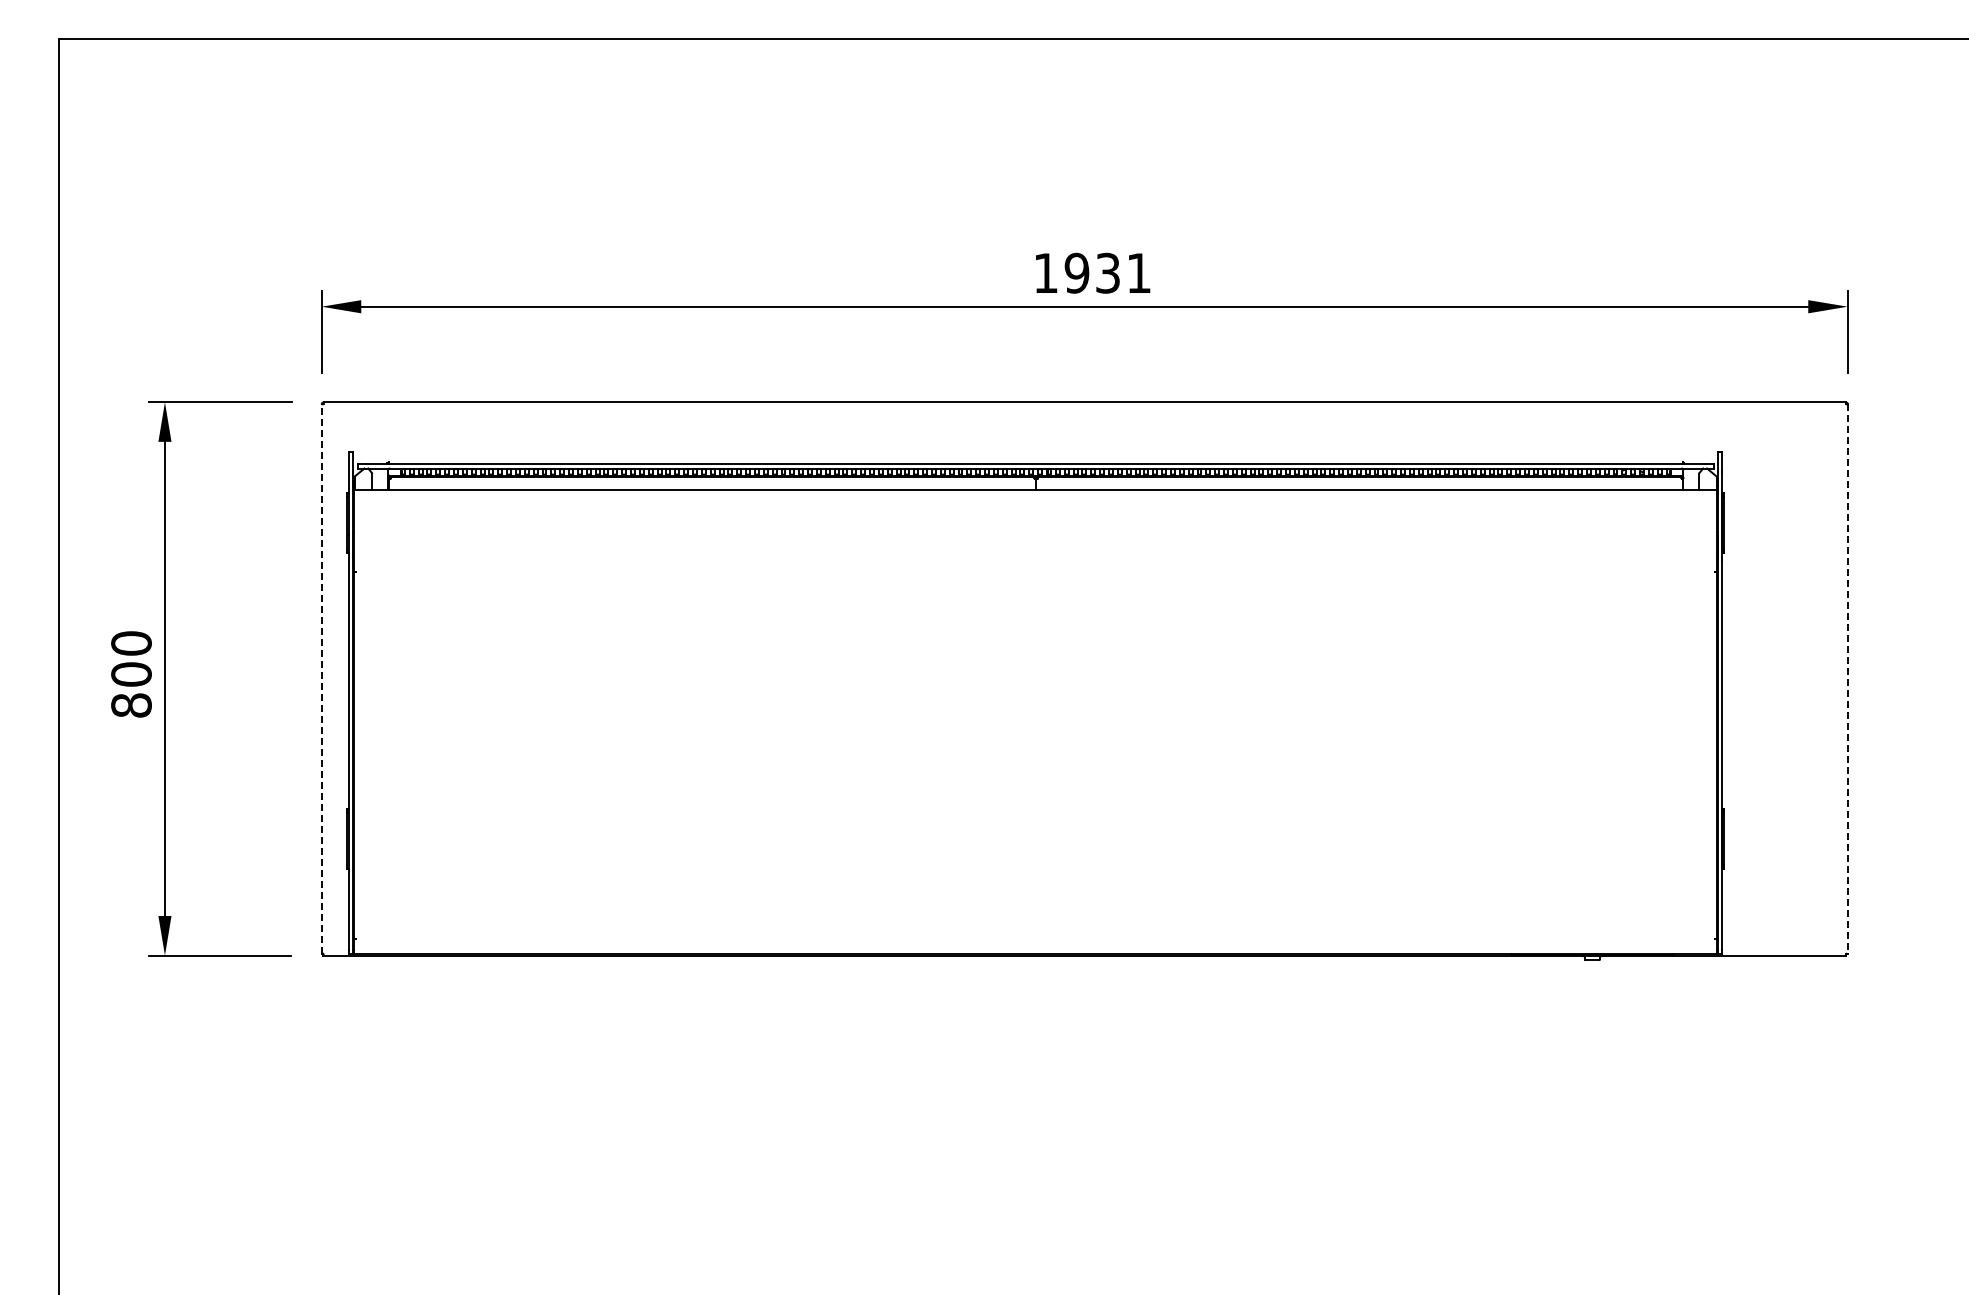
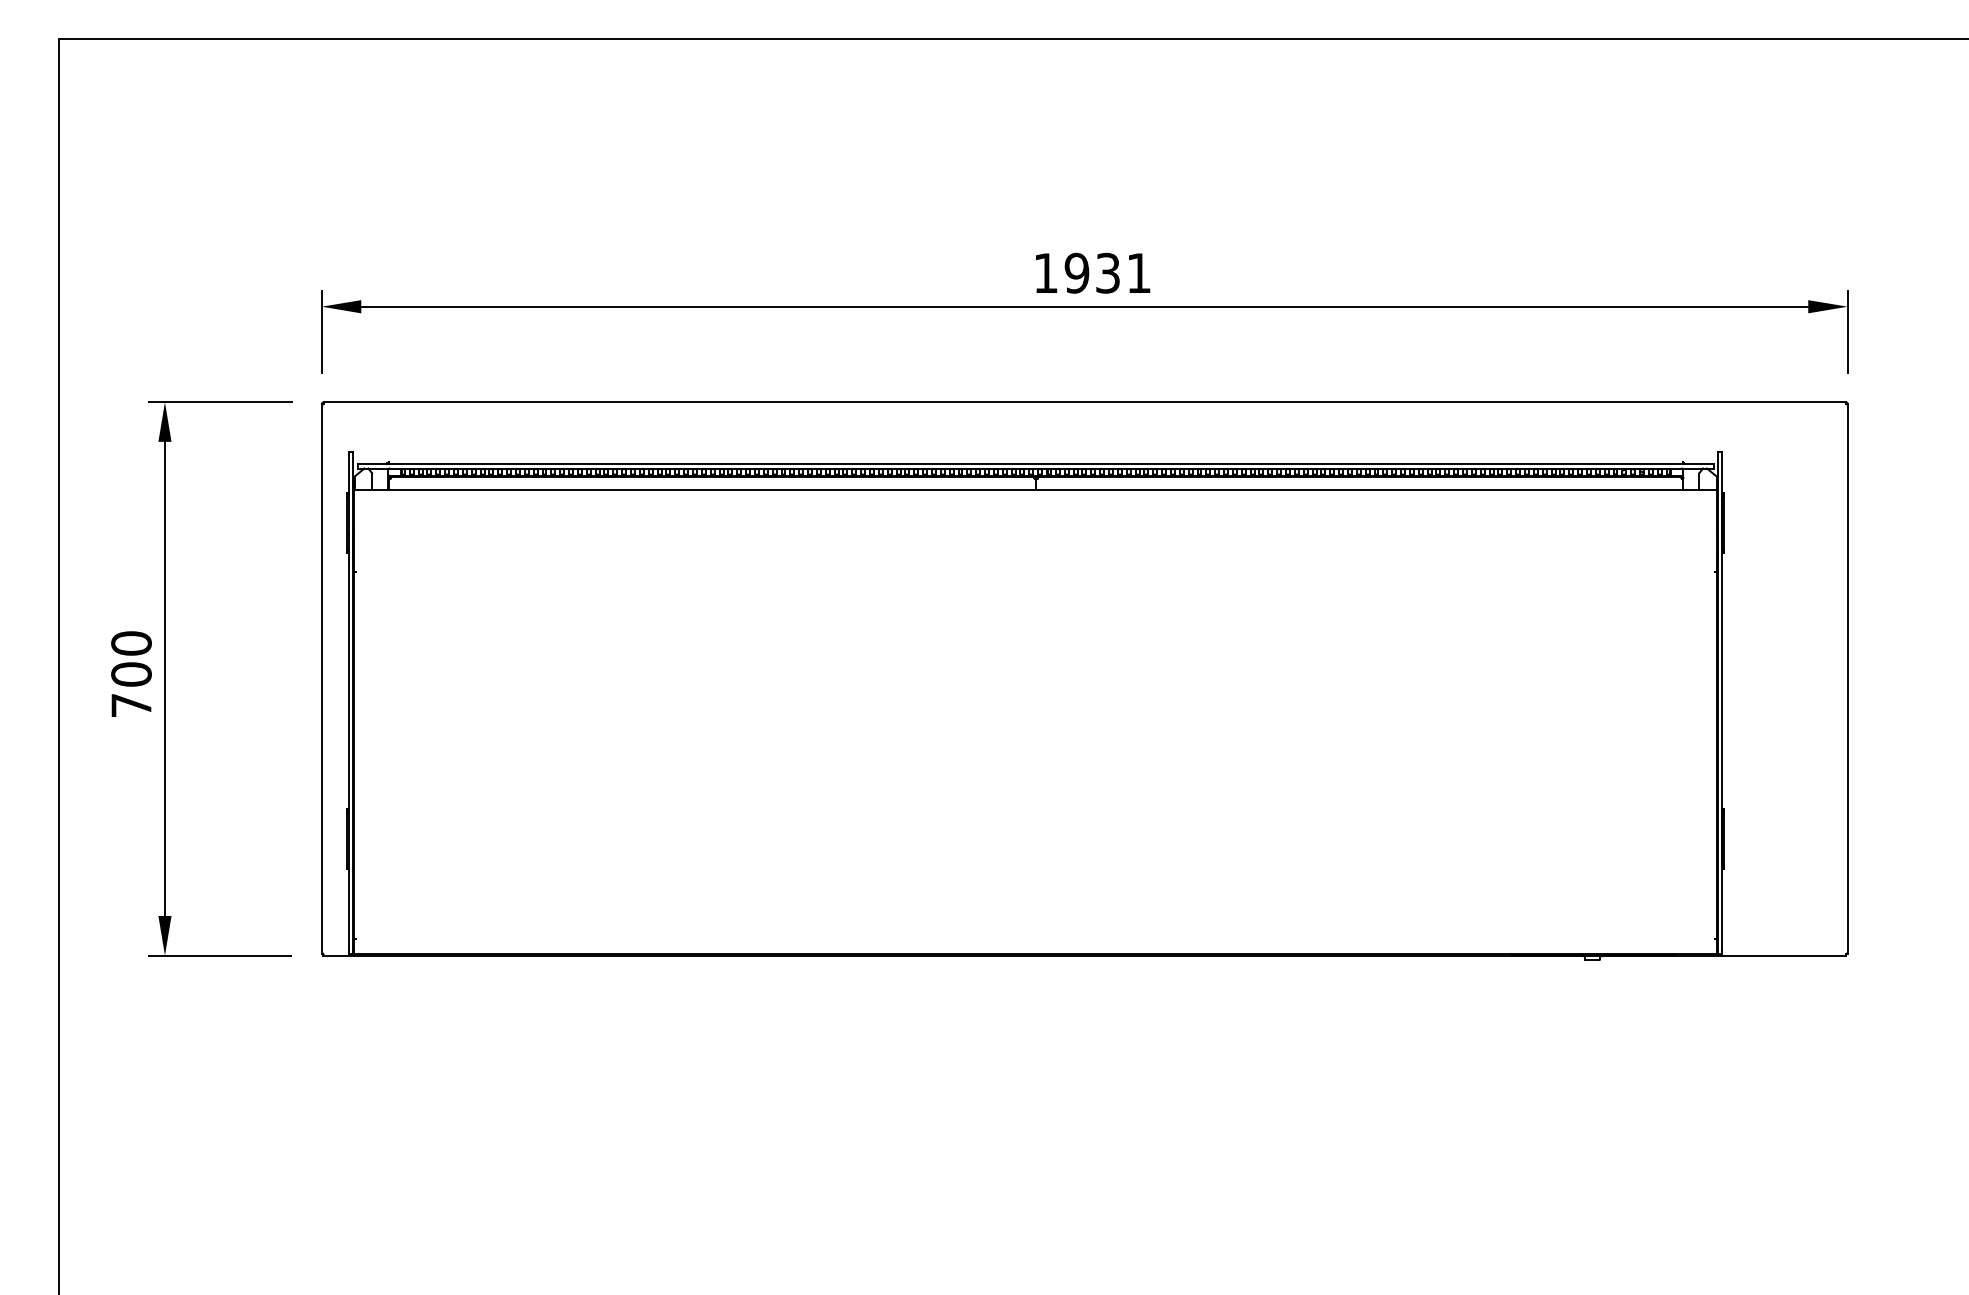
line: dashed -> solid (321, 679)
line: dashed -> solid (1847, 679)
text: 800 -> 700 (131, 705)
